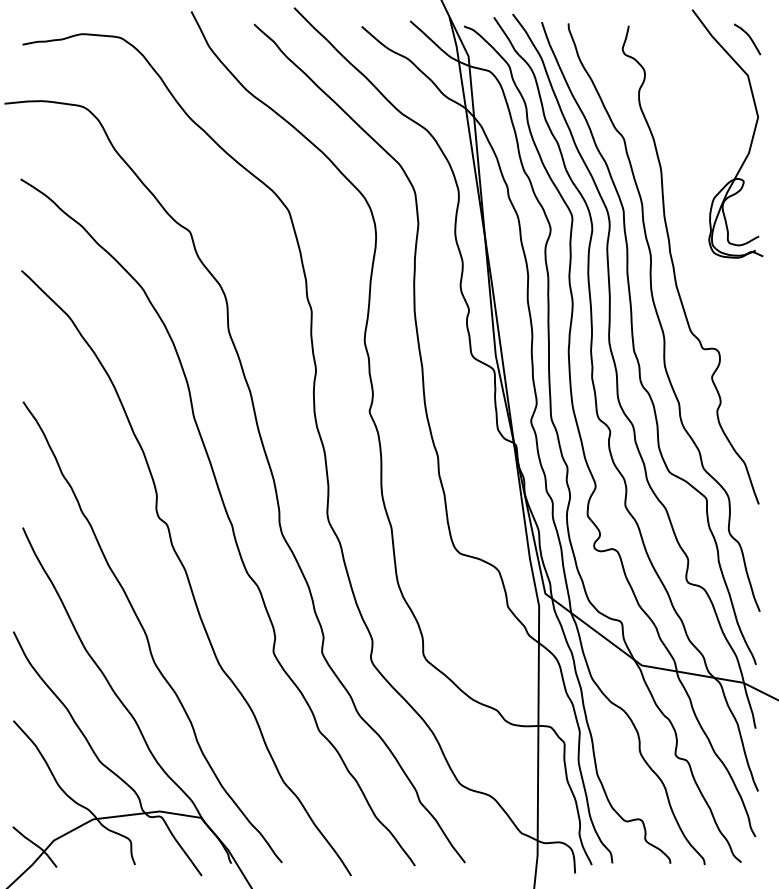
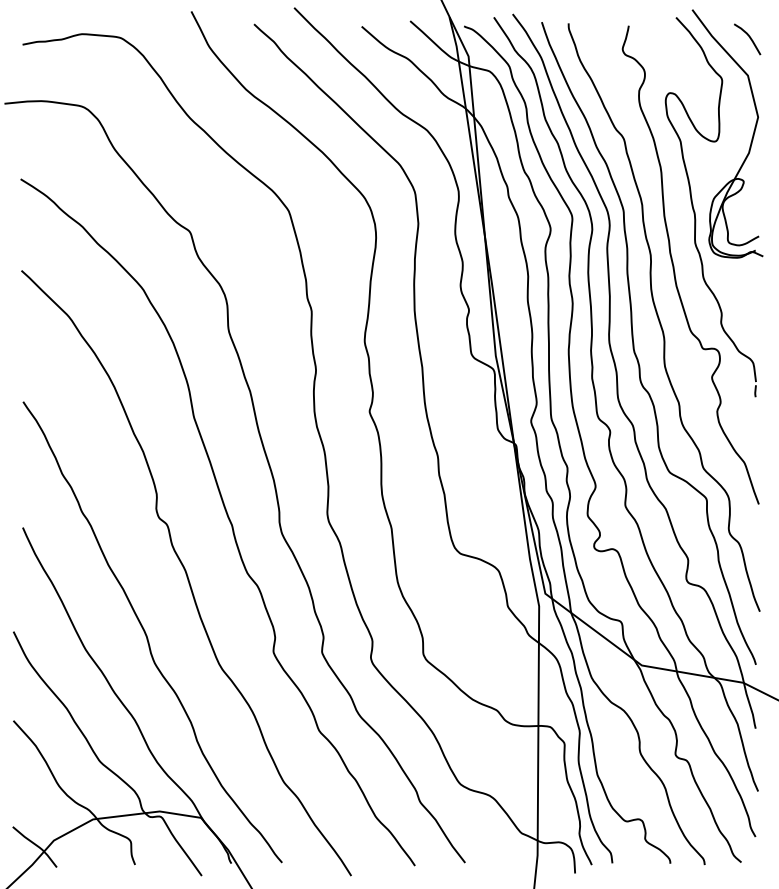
part: none -> present (695, 211)
